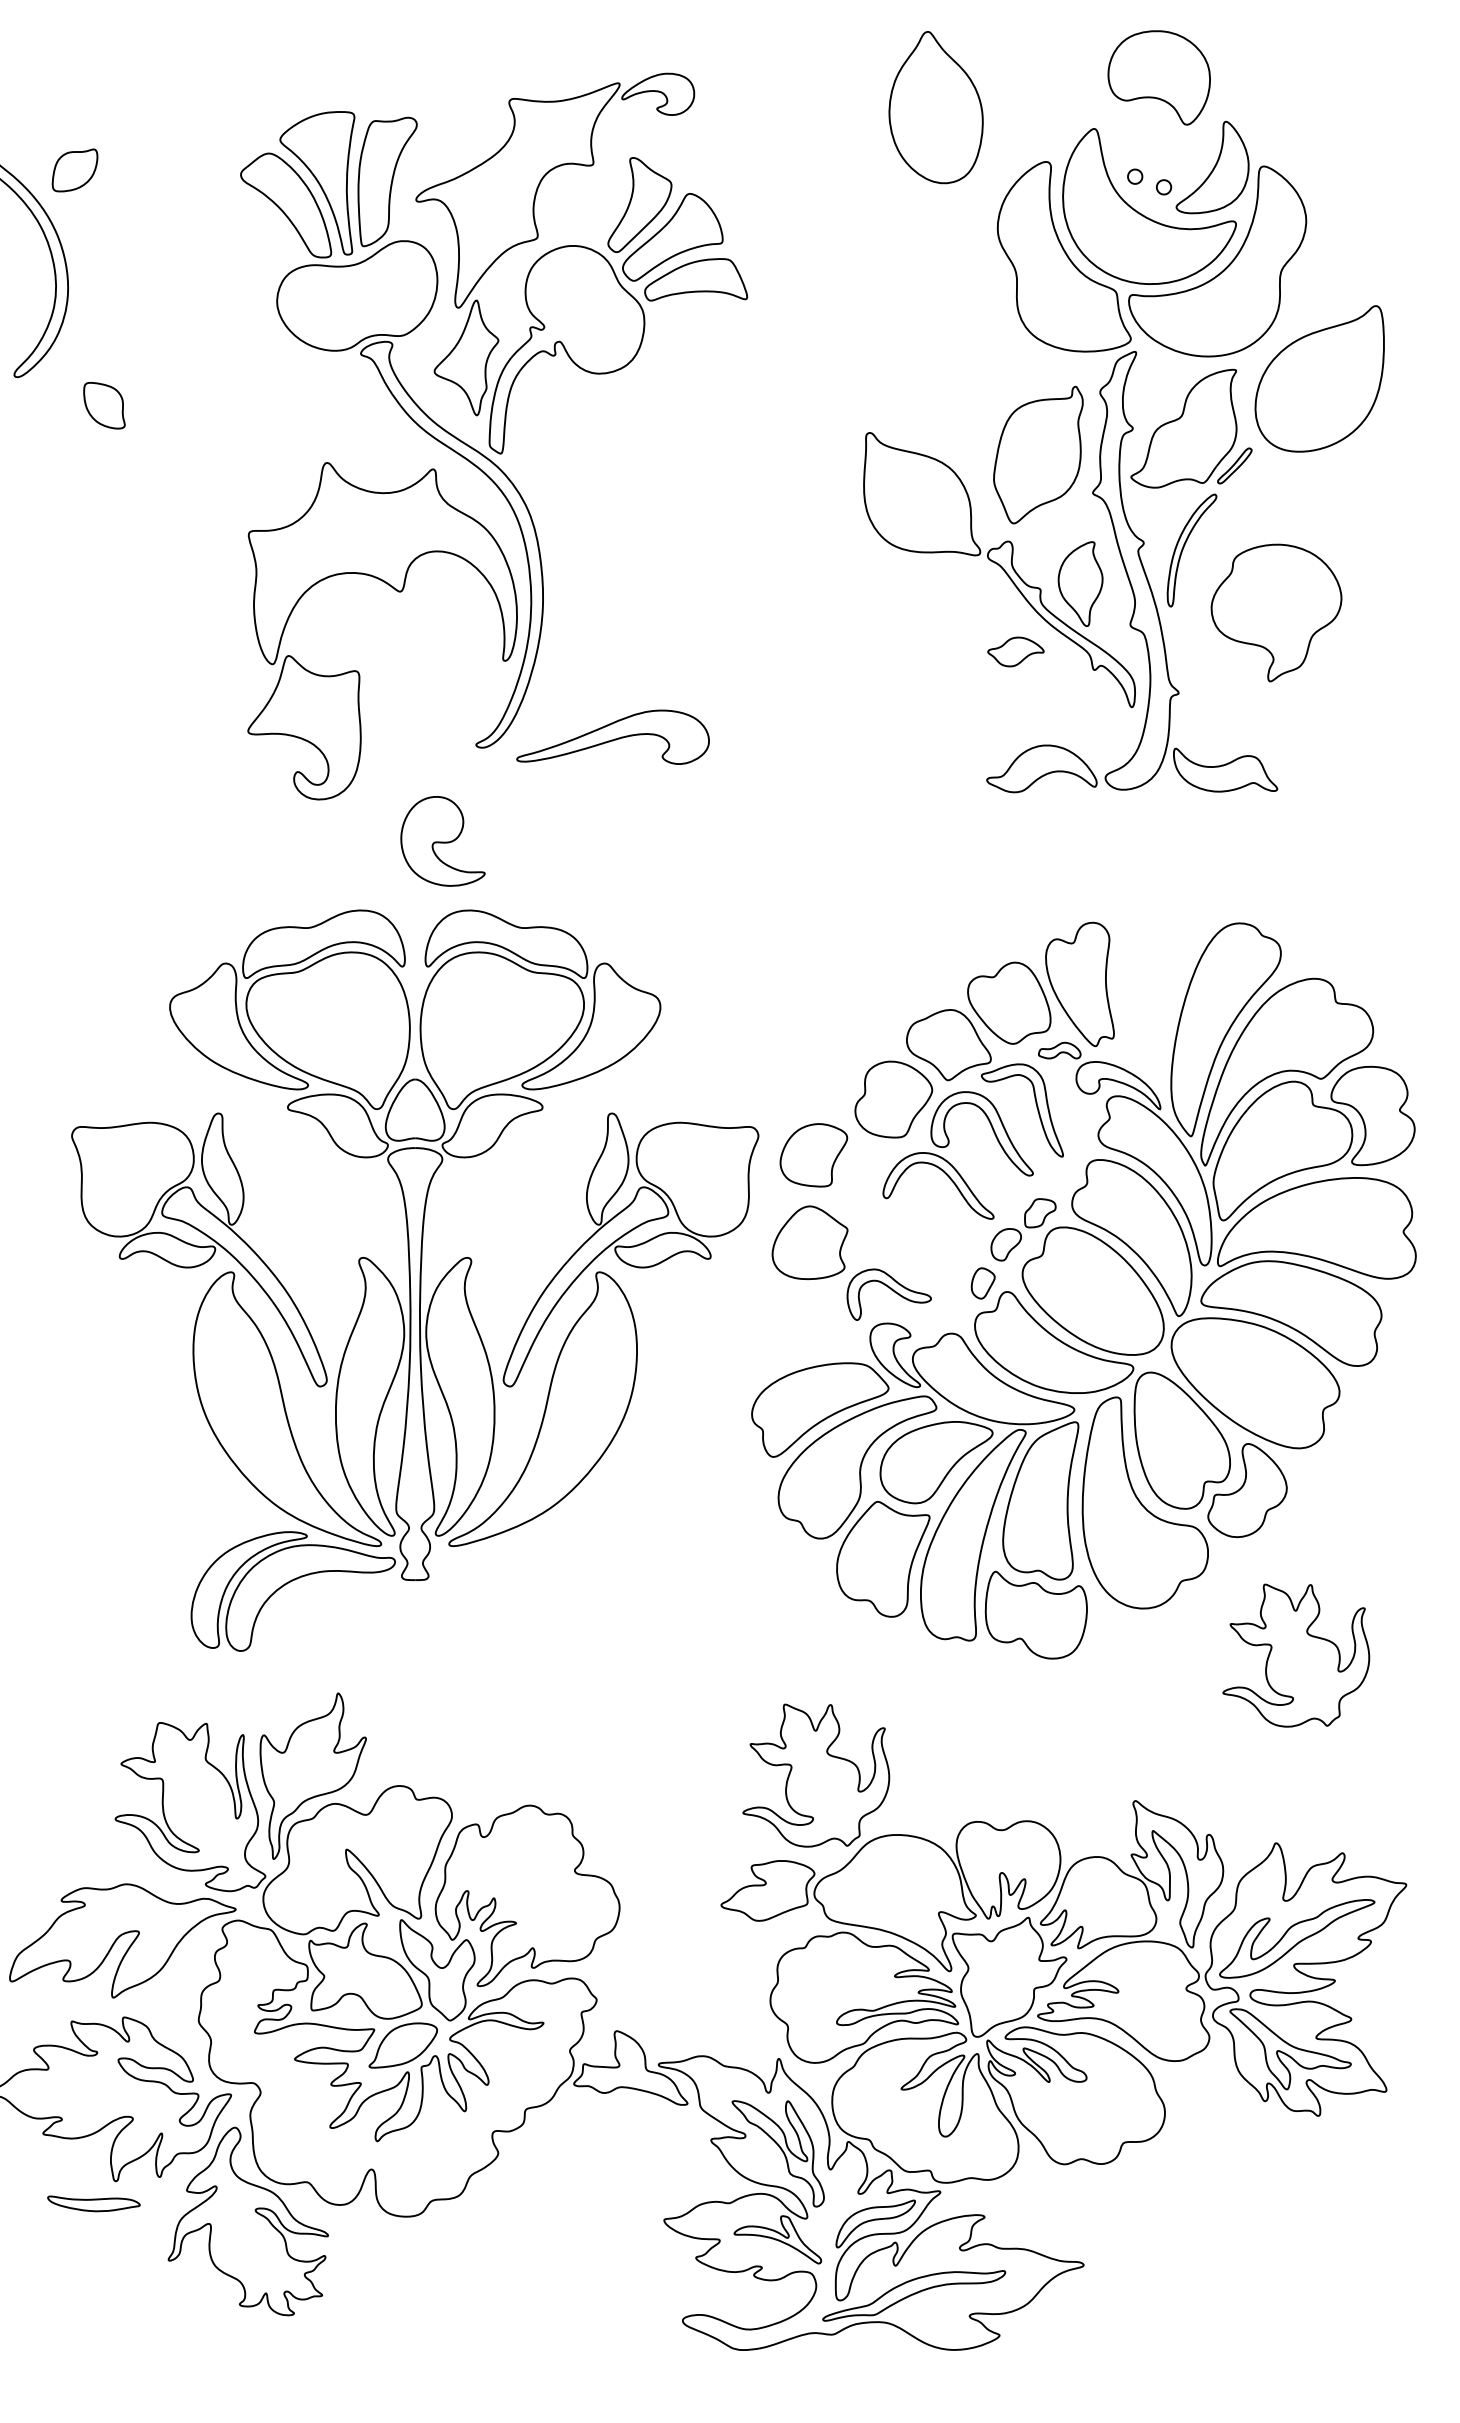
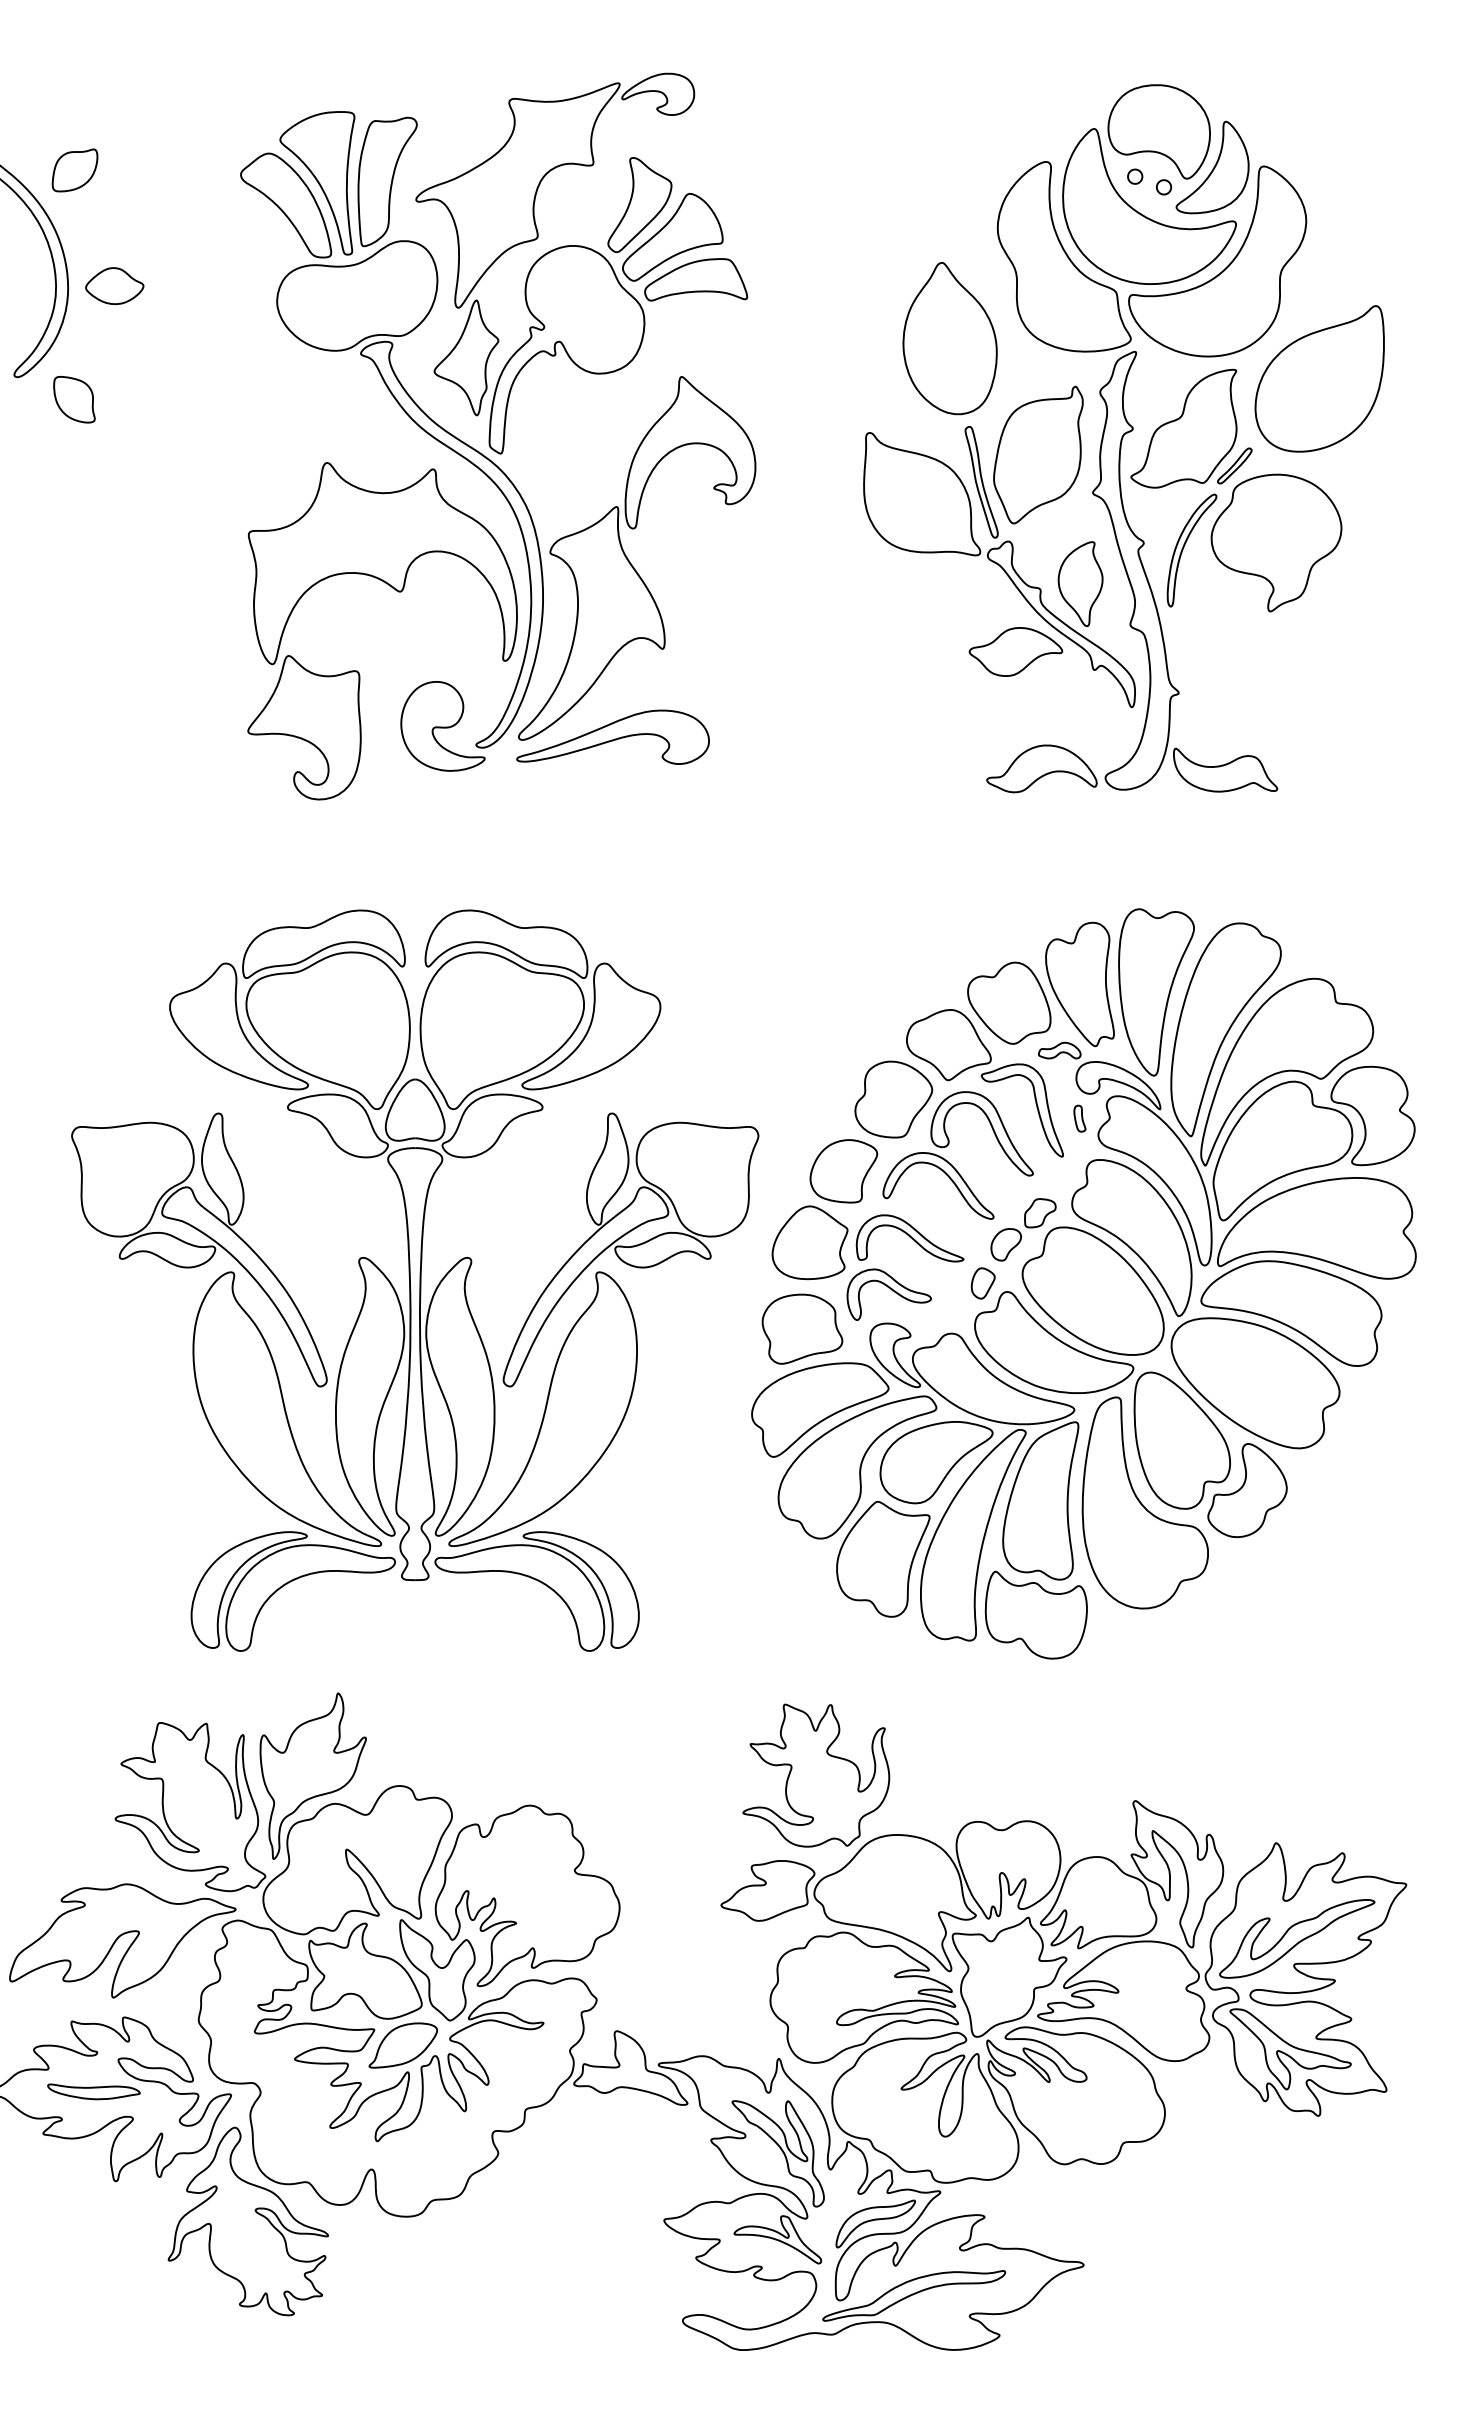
part position: (1158, 77) -> (1158, 131) (1158, 131)
part position: (935, 107) -> (949, 338) (949, 338)
part: none -> present (114, 286)
part position: (104, 405) -> (74, 399) (74, 399)
part: none -> present (981, 482)
part: none -> present (631, 563)
part position: (1276, 612) -> (1276, 542) (1276, 542)
part size: 58x32 px -> 96x50 px (1015, 651)
part position: (442, 841) -> (442, 726) (442, 726)
part: none -> present (1156, 992)
part: none -> present (1079, 1118)
part position: (813, 1155) -> (843, 1171) (843, 1171)
part: none -> present (909, 1238)
part: none -> present (802, 1328)
part: none -> present (541, 1583)
part: present -> none (1296, 1655)
part position: (93, 2203) -> (93, 2091) (93, 2091)
